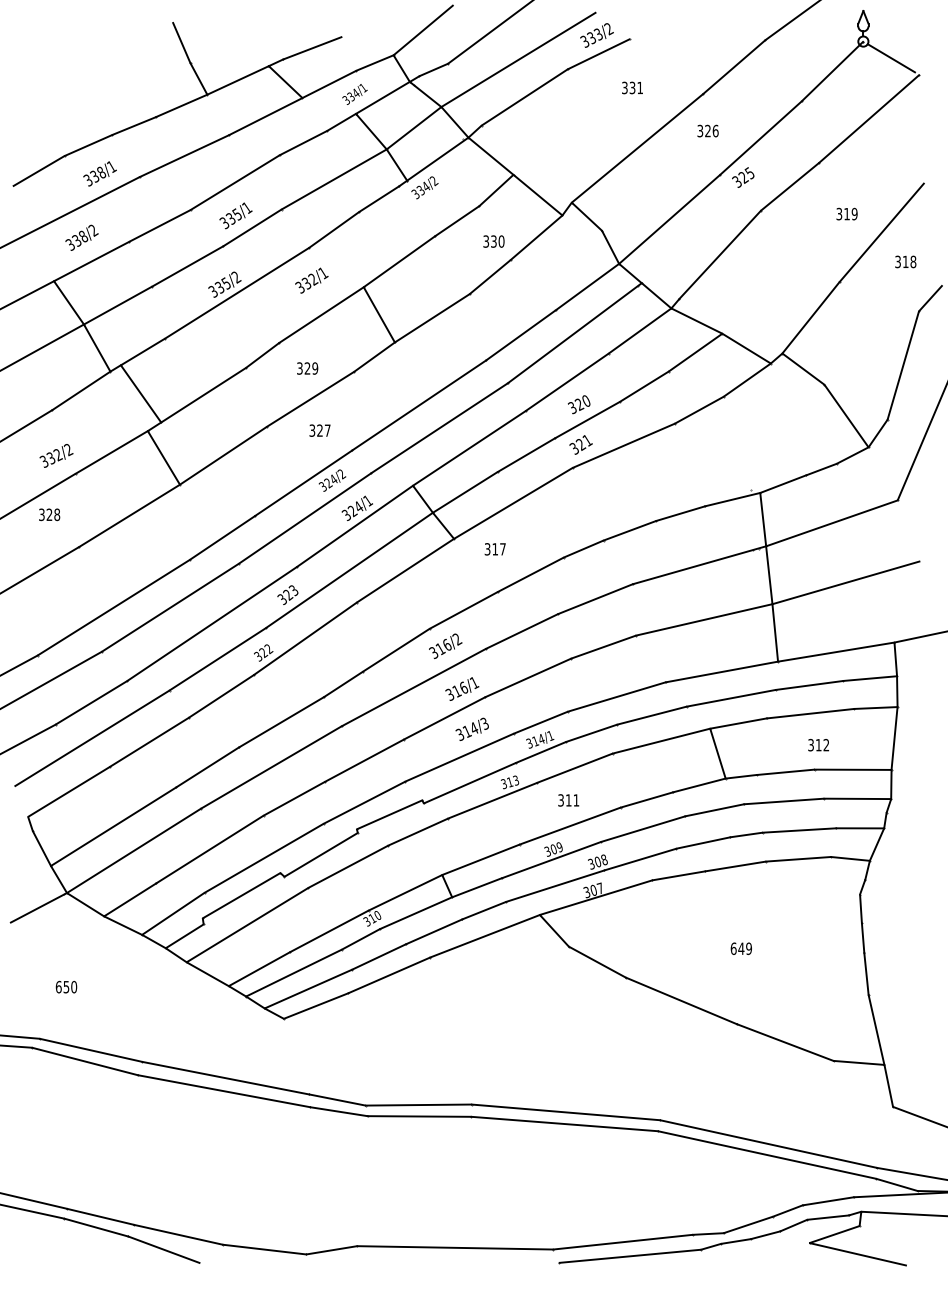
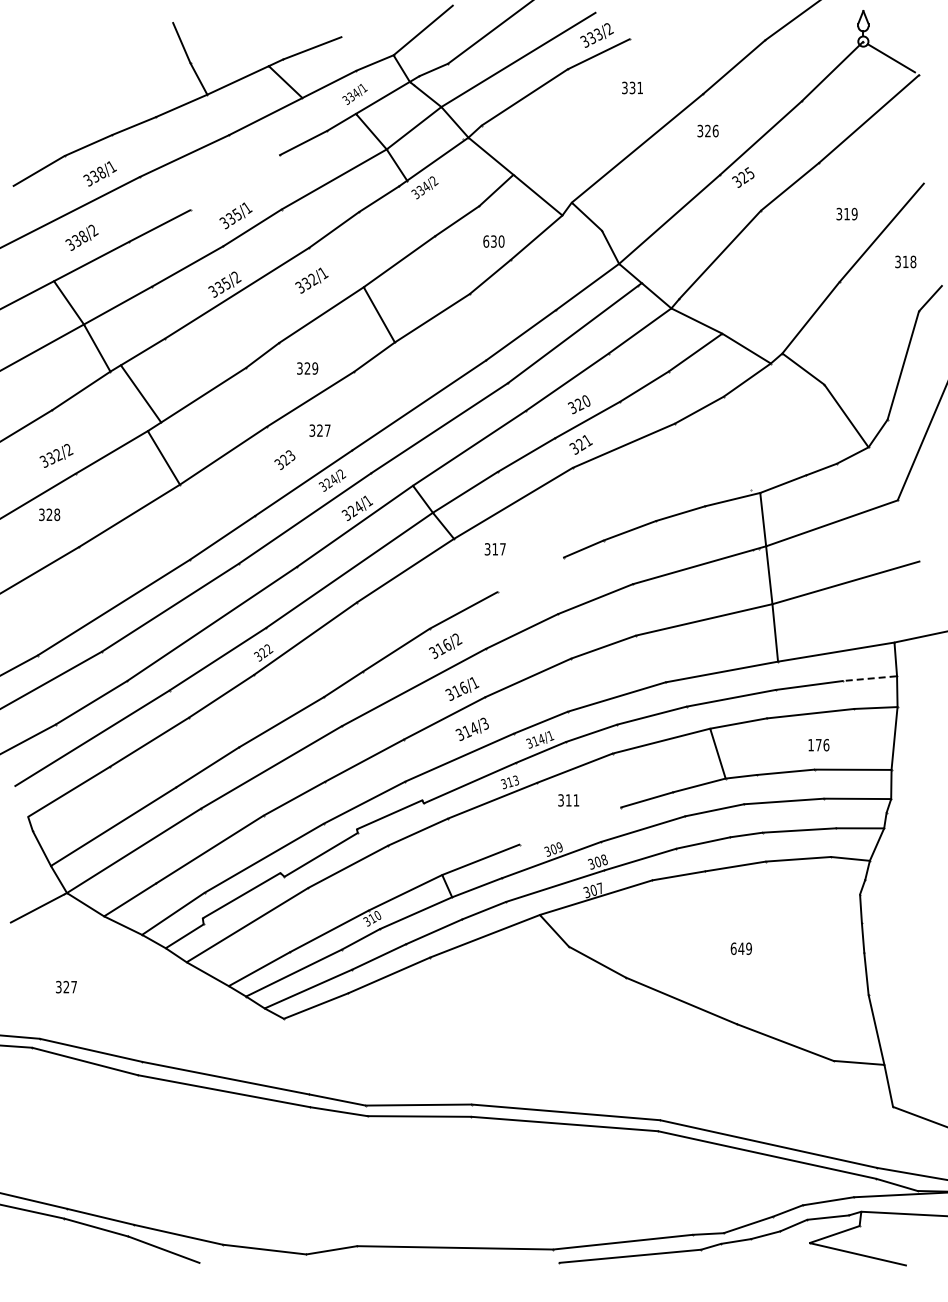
line: present -> none (234, 182)
text: 330 -> 630 (486, 241)
line: present -> none (530, 574)
text position: (287, 594) -> (284, 459) (284, 459)
line: solid -> dashed (870, 678)
text: 312 -> 176 (818, 744)
line: present -> none (570, 825)
text: 650 -> 327 (66, 986)
